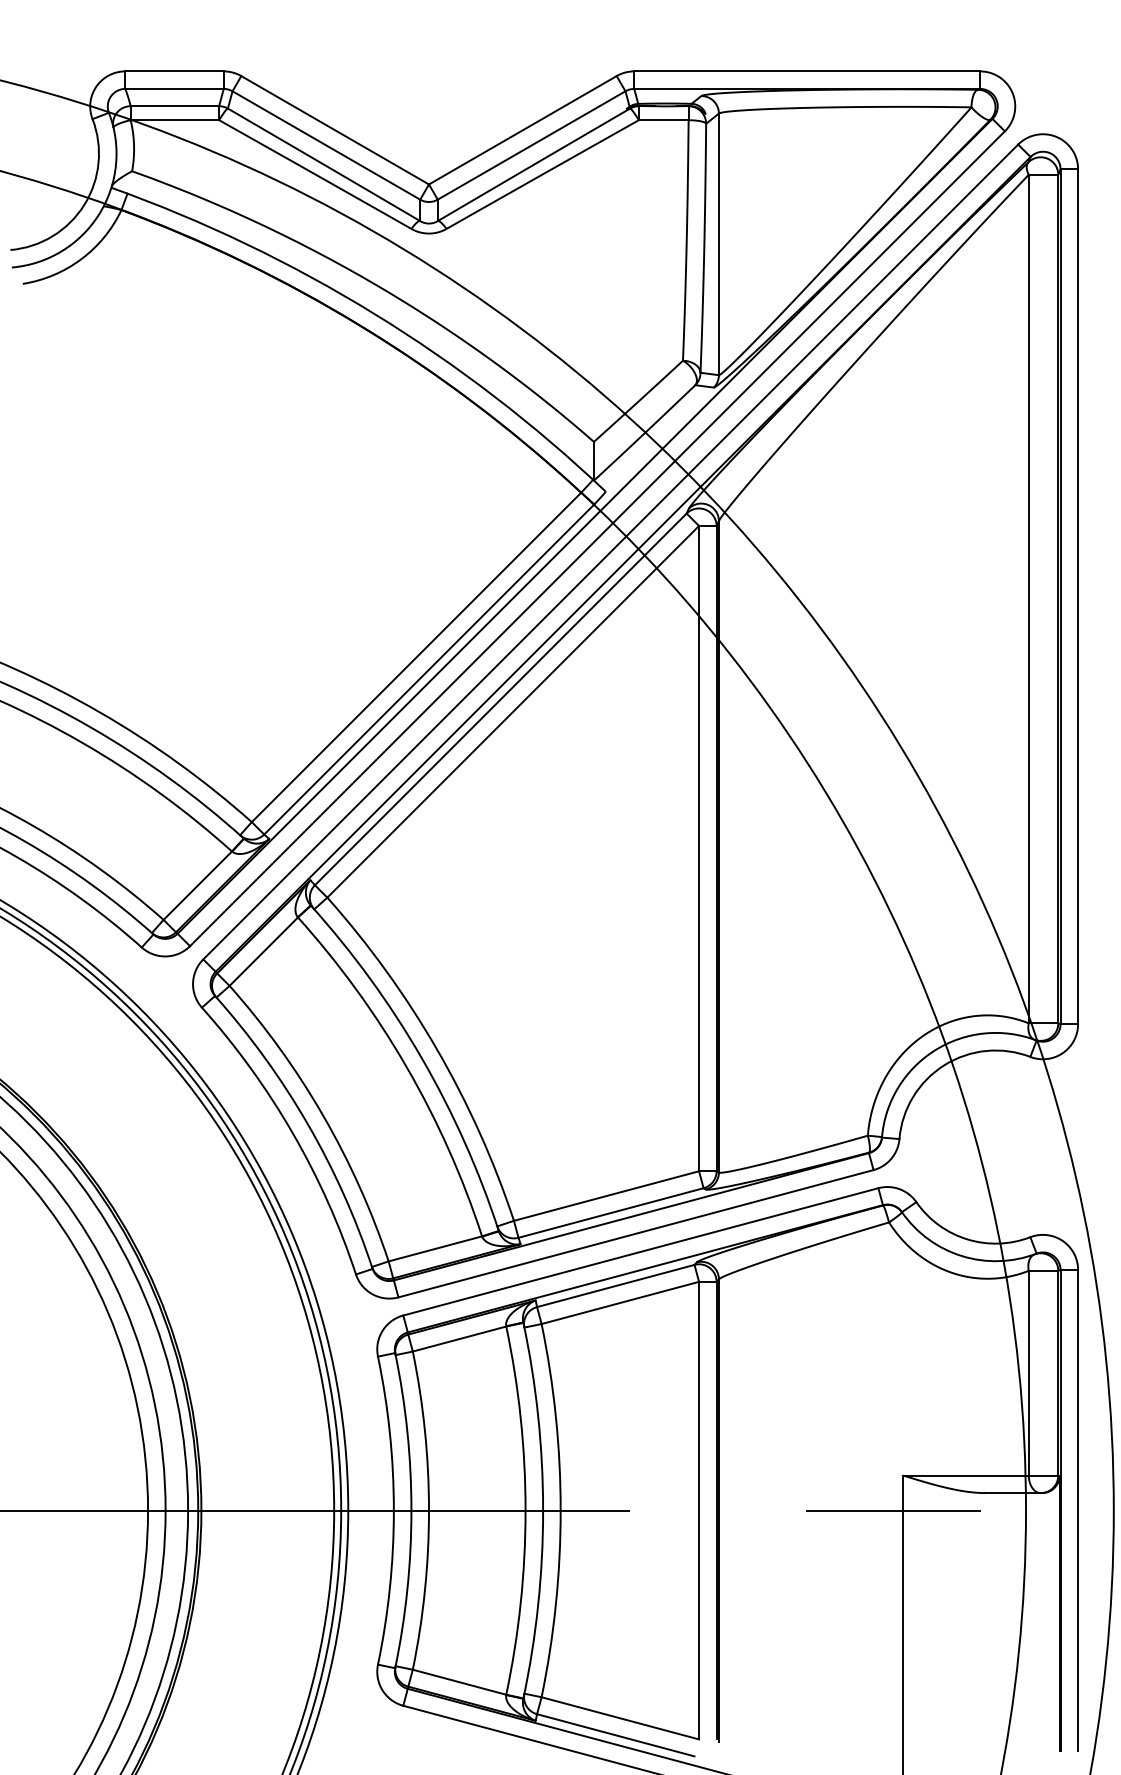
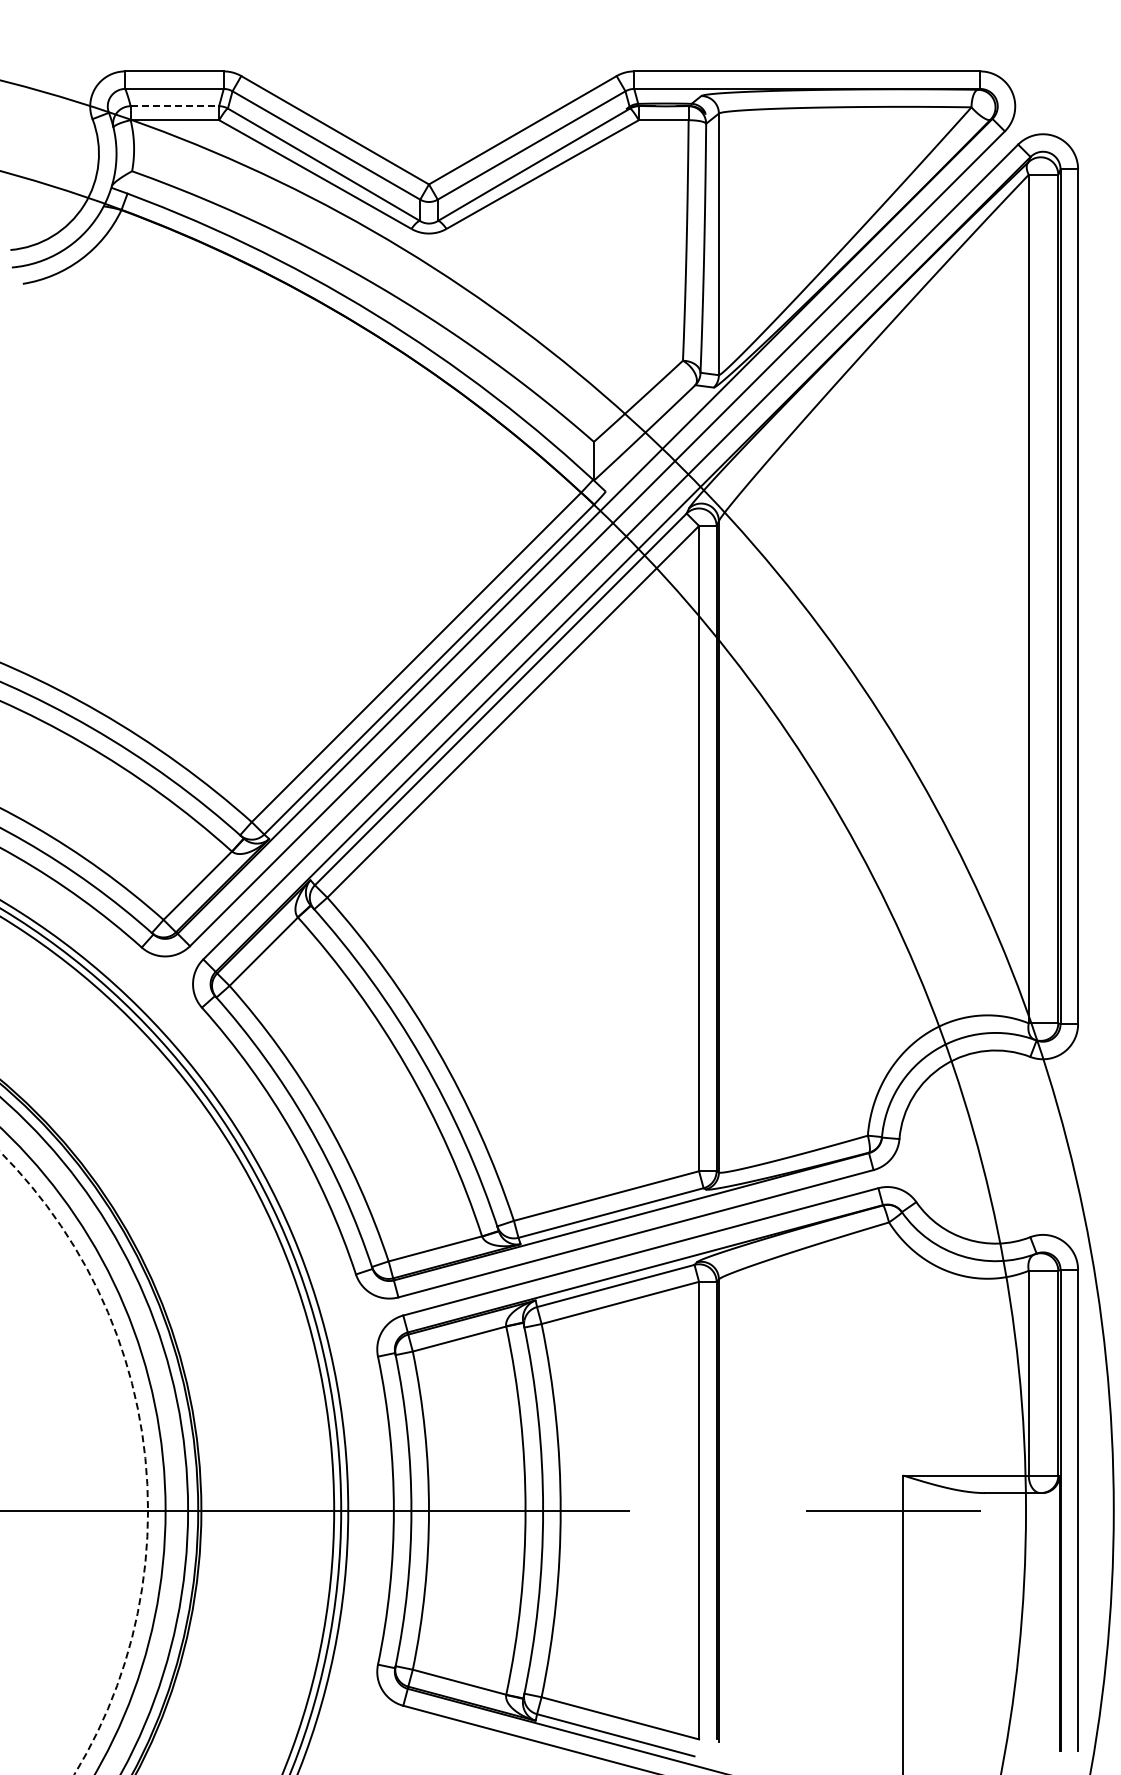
line: solid -> dashed (175, 106)
circle: solid -> dashed (74, 1462)
